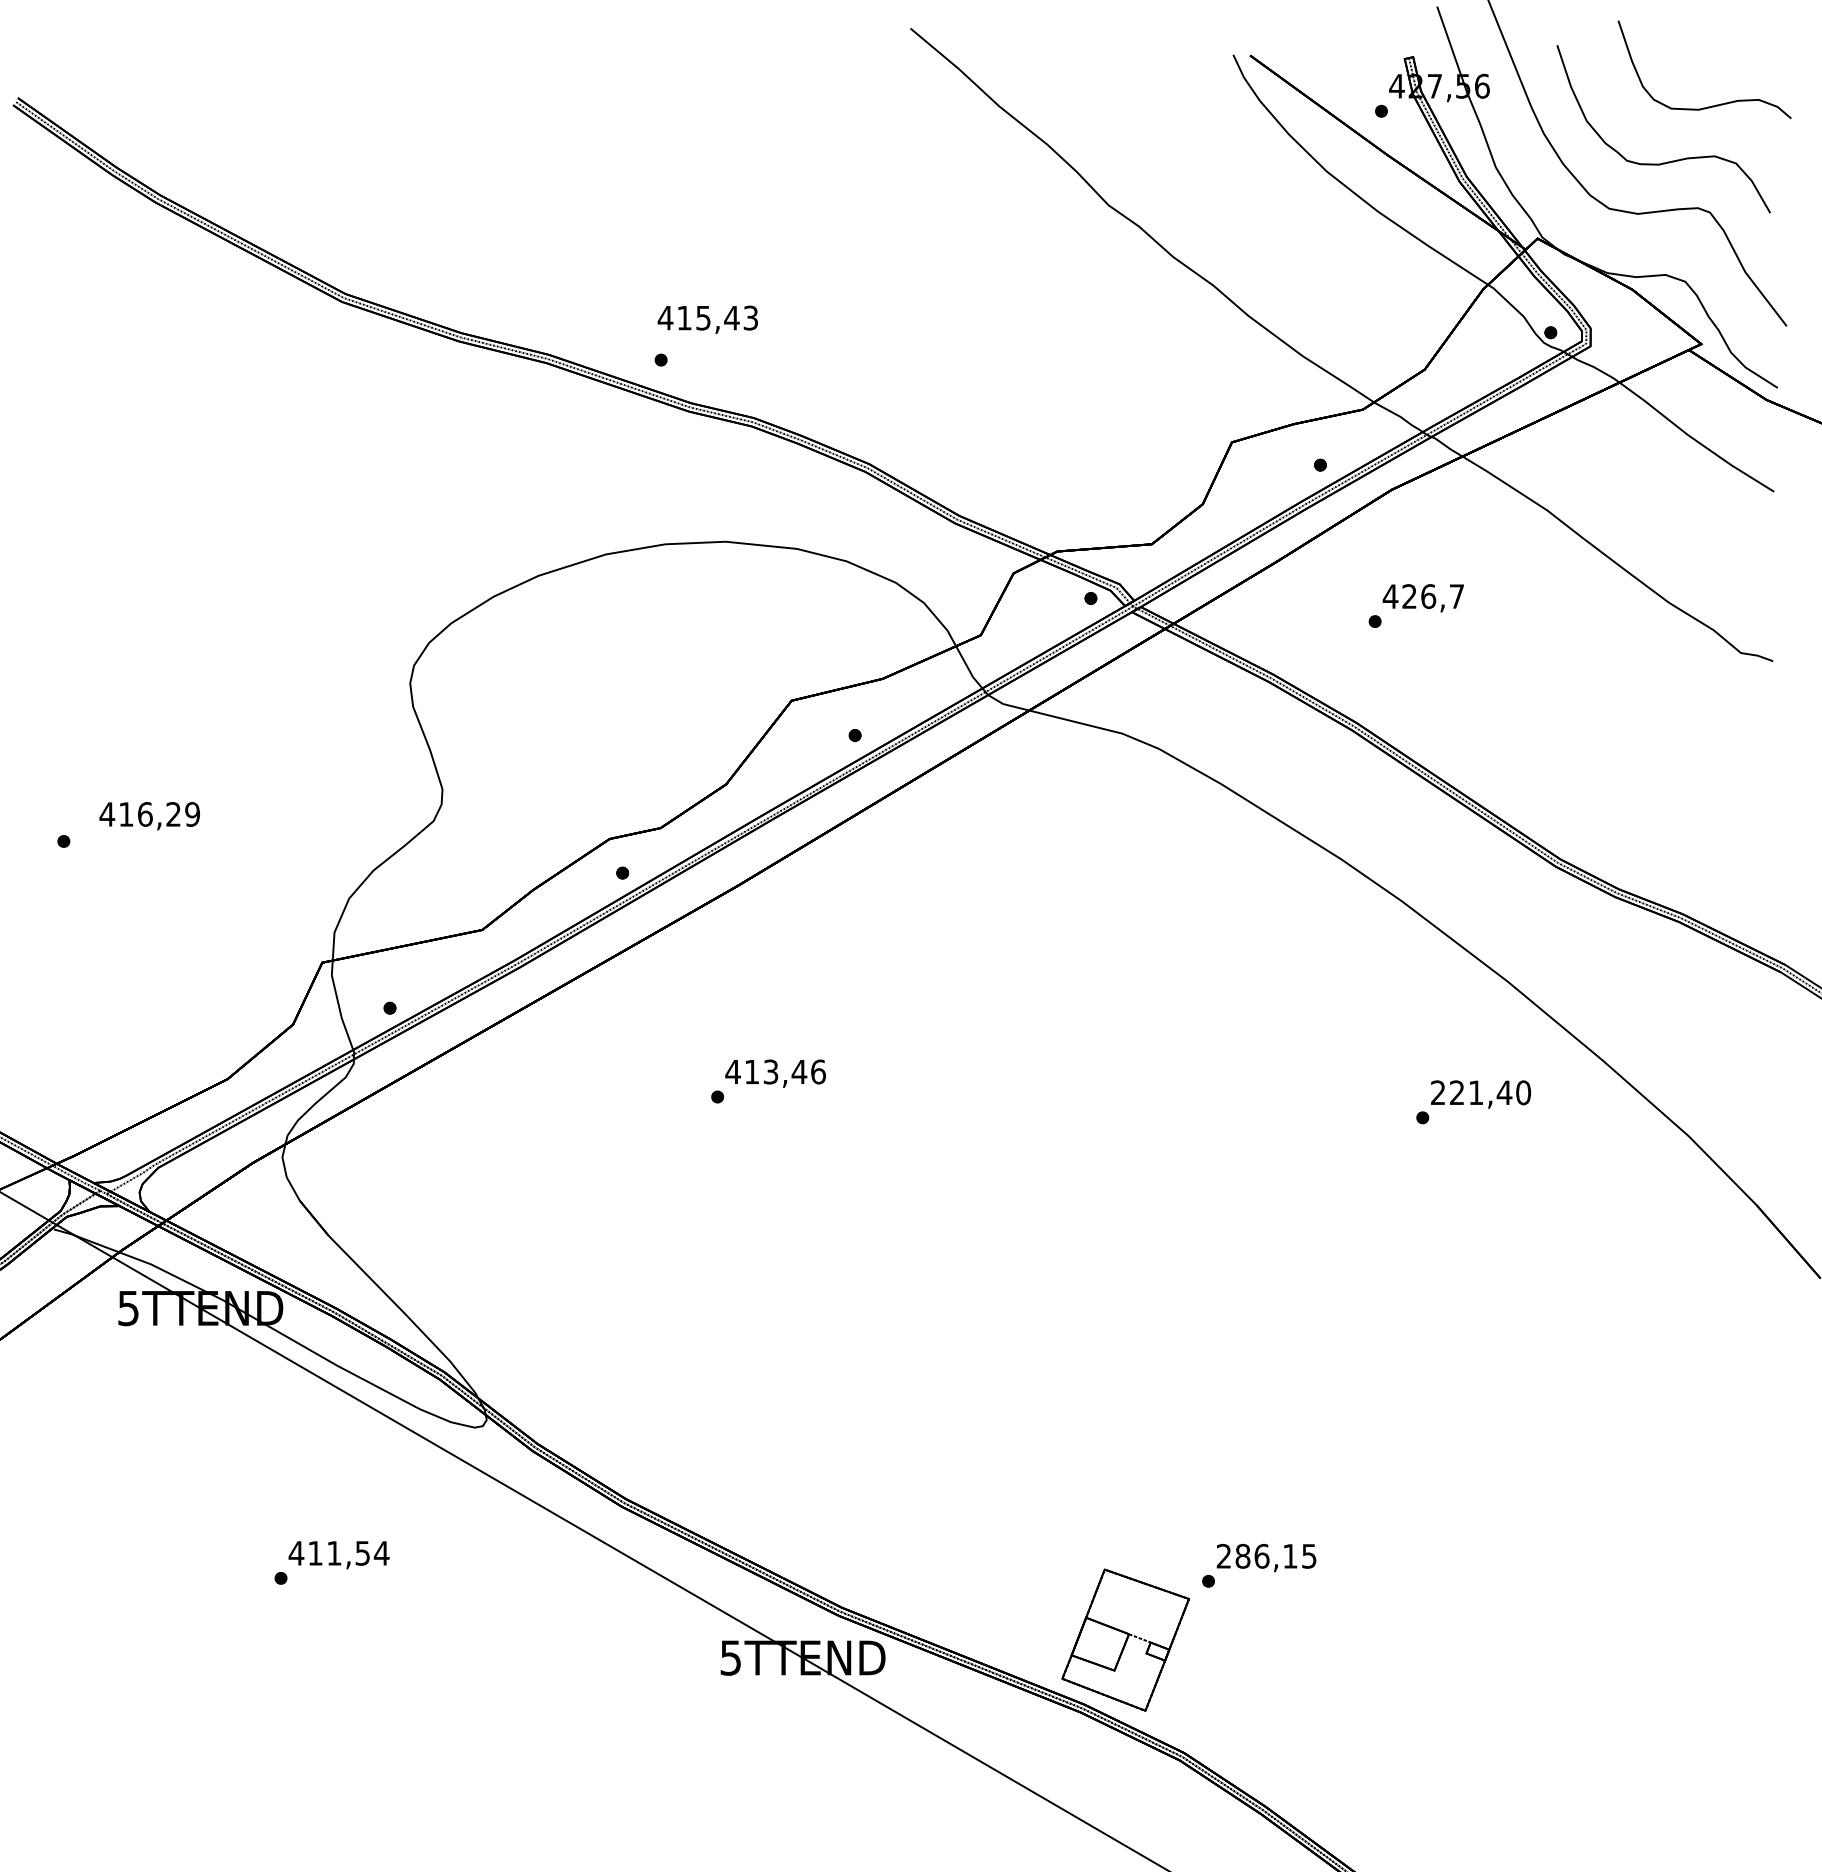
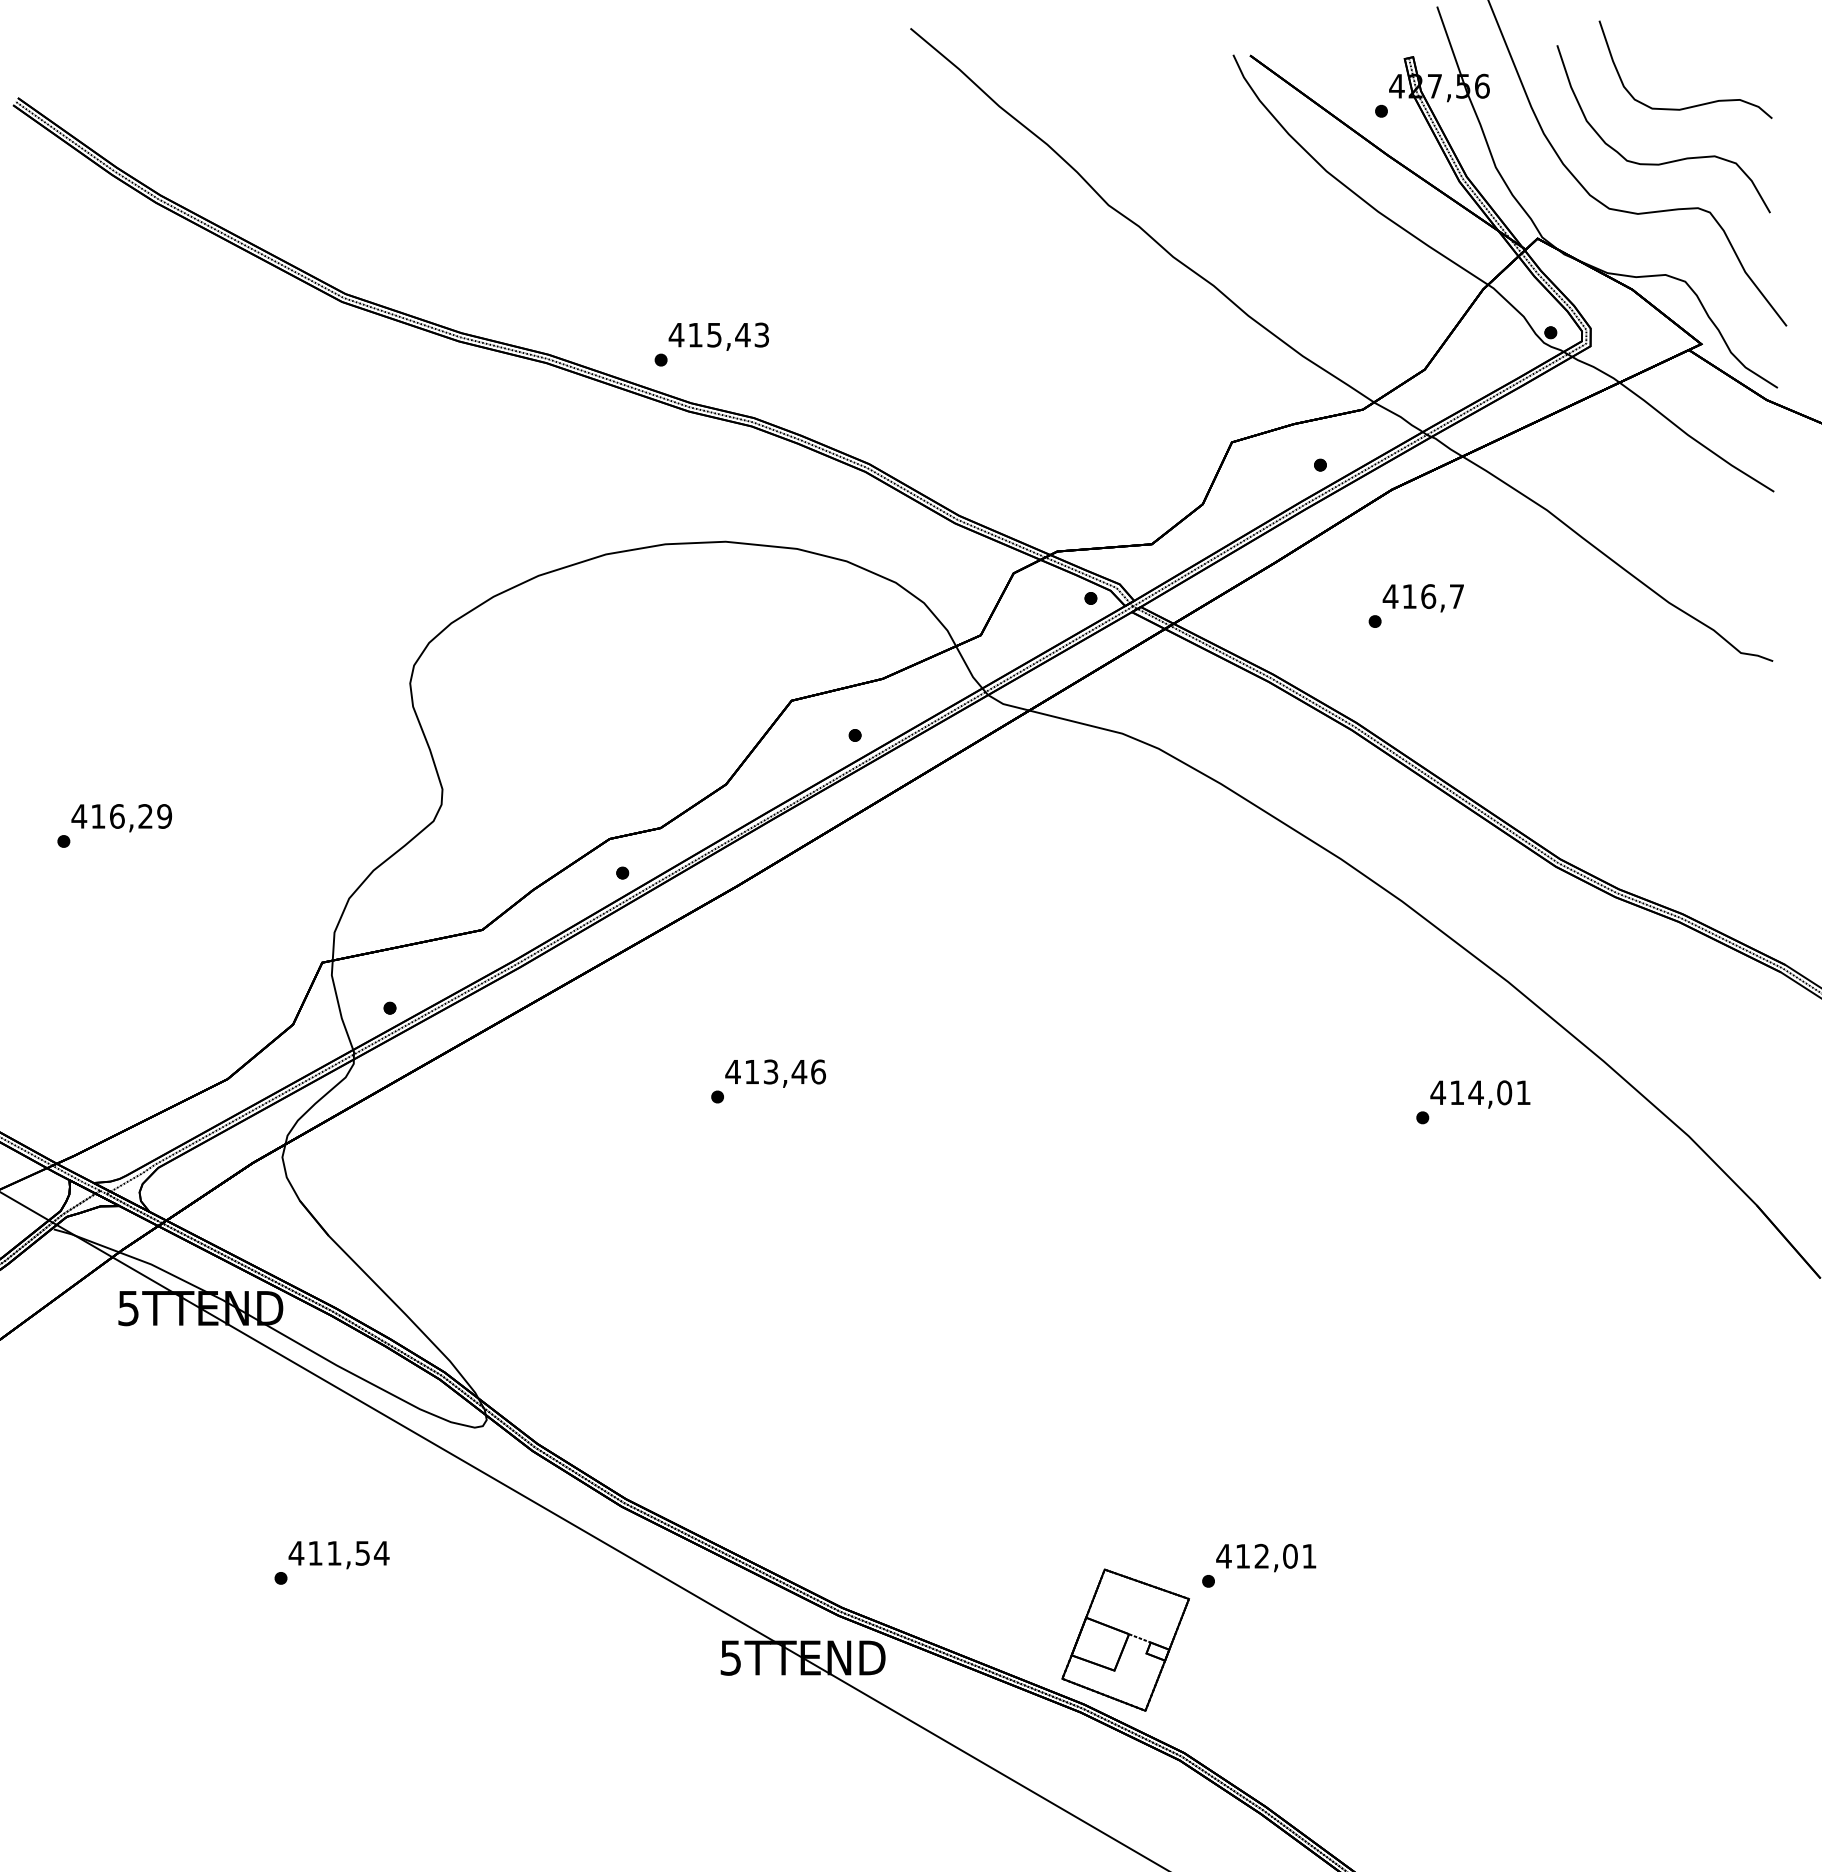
part position: (1712, 105) -> (1693, 105) (1693, 105)
text position: (707, 319) -> (718, 336) (718, 336)
text: 426,7 -> 416,7 (1409, 596)
text position: (149, 816) -> (121, 818) (121, 818)
text: 221,40 -> 414,01 (1480, 1092)
text: 286,15 -> 412,01 (1266, 1555)
